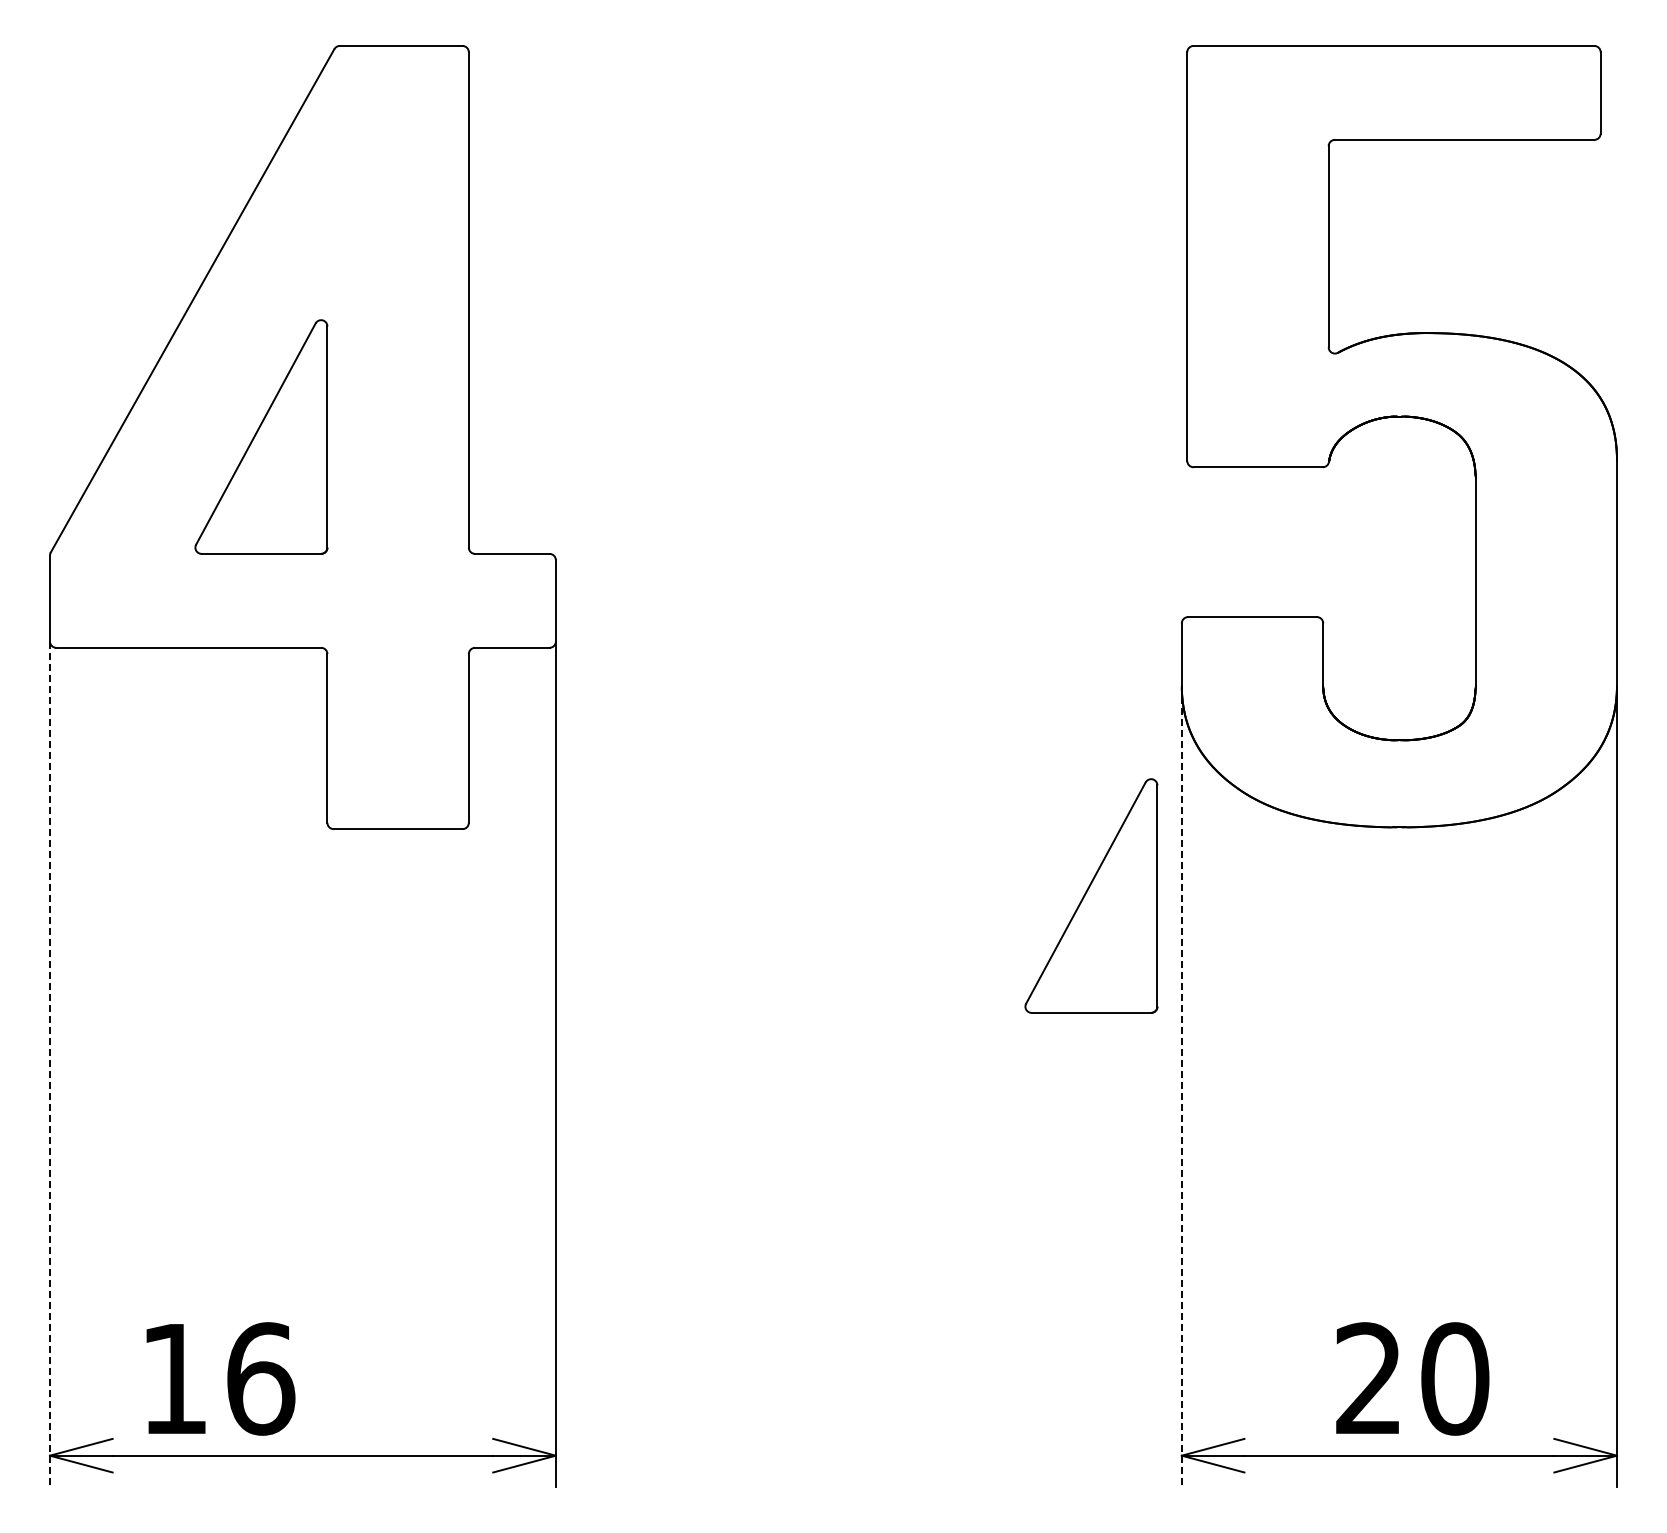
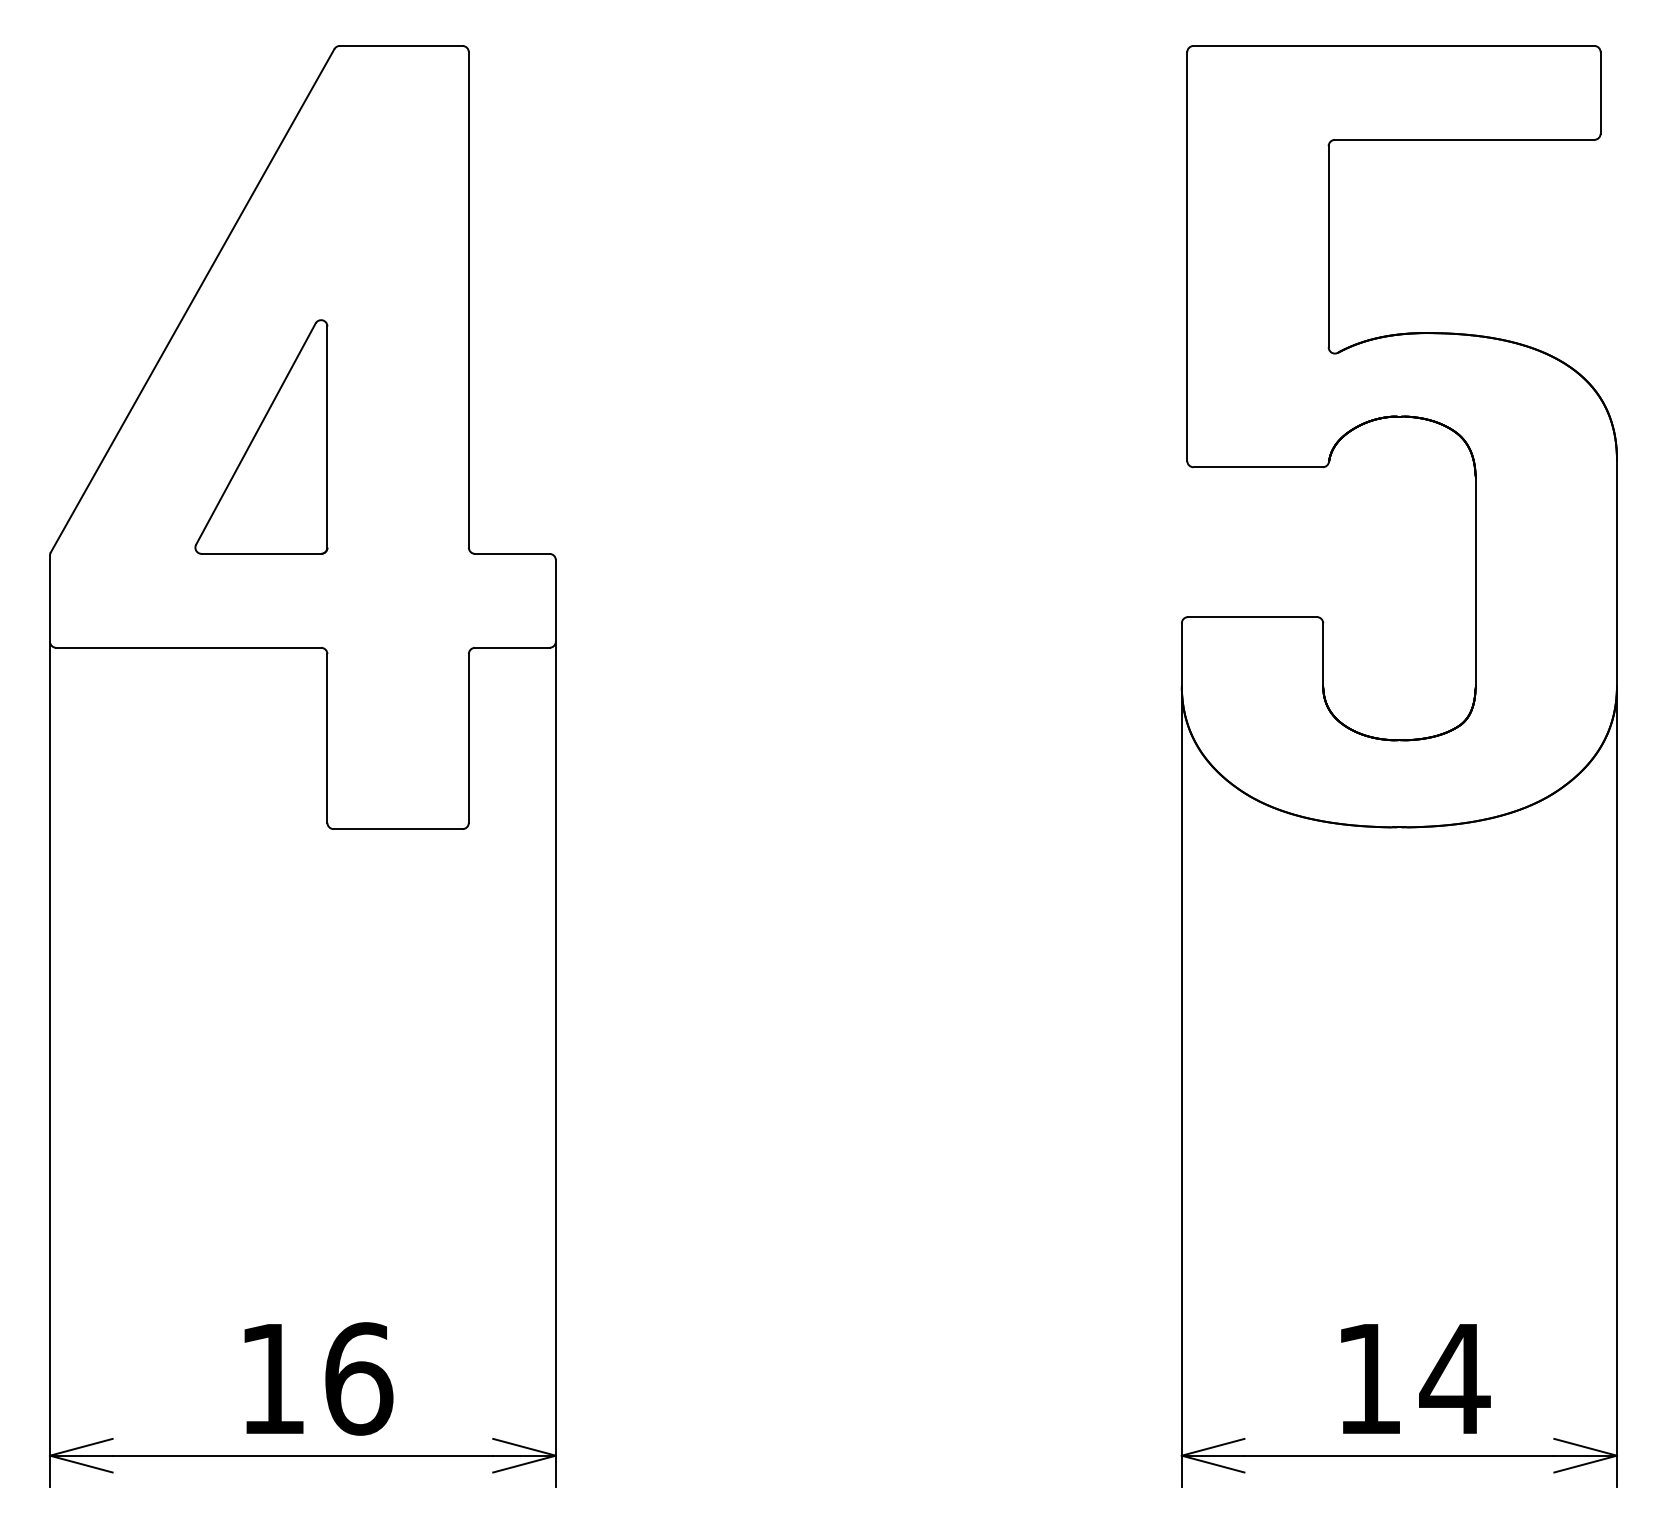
part: present -> none (1091, 895)
line: dashed -> solid (49, 1064)
line: dashed -> solid (1181, 1086)
text position: (220, 1378) -> (318, 1378) (318, 1378)
text: 20 -> 14 (1413, 1378)
